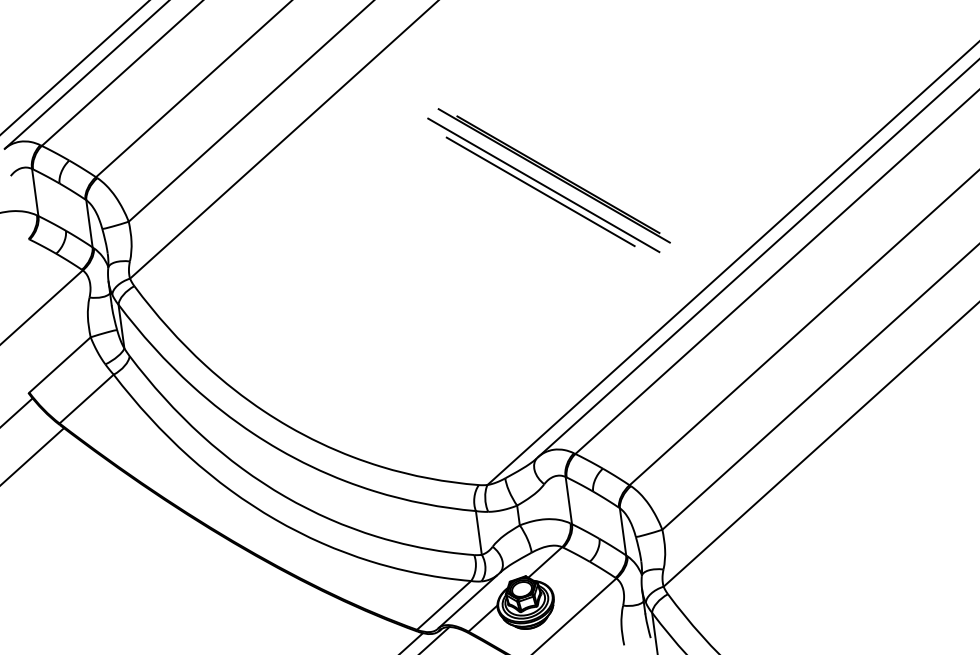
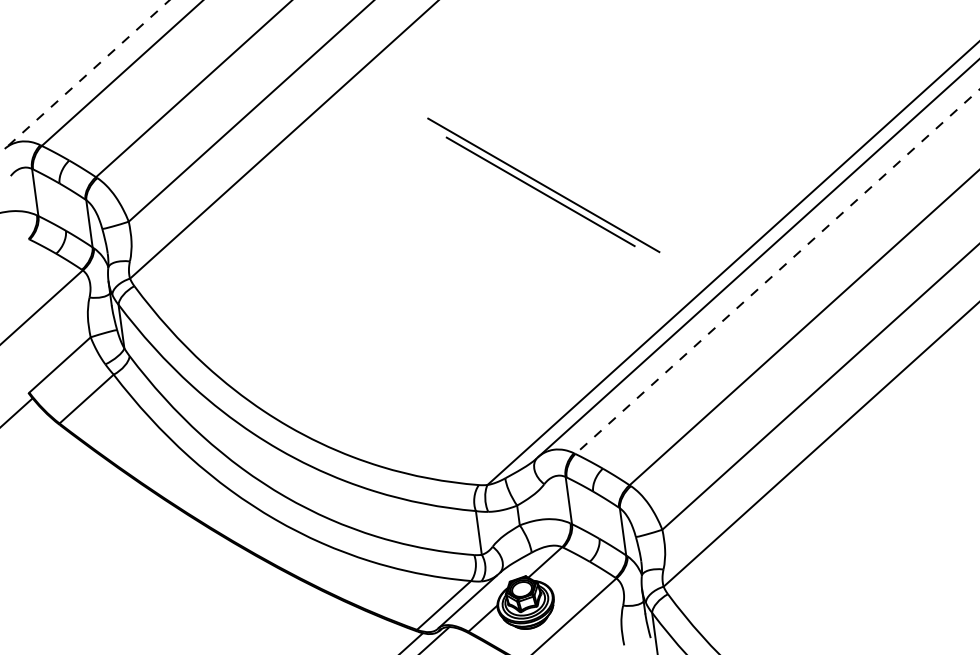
line: present -> none (74, 67)
line: solid -> dashed (87, 74)
part: present -> none (553, 175)
line: solid -> dashed (777, 271)
line: present -> none (33, 455)
